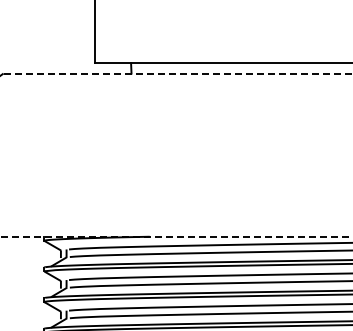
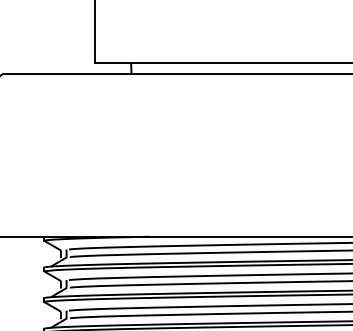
line: dashed -> solid (178, 73)
line: dashed -> solid (176, 236)
